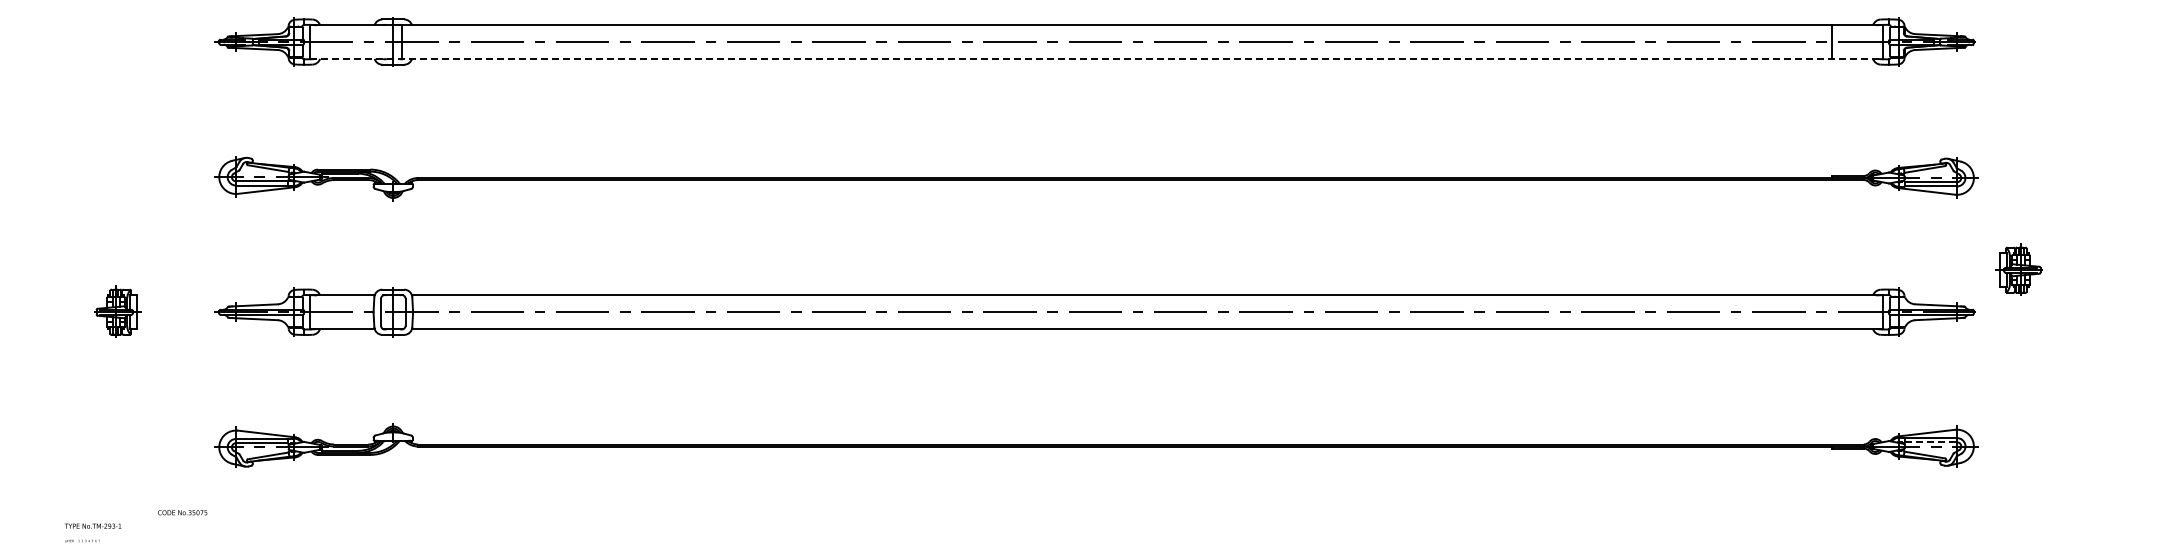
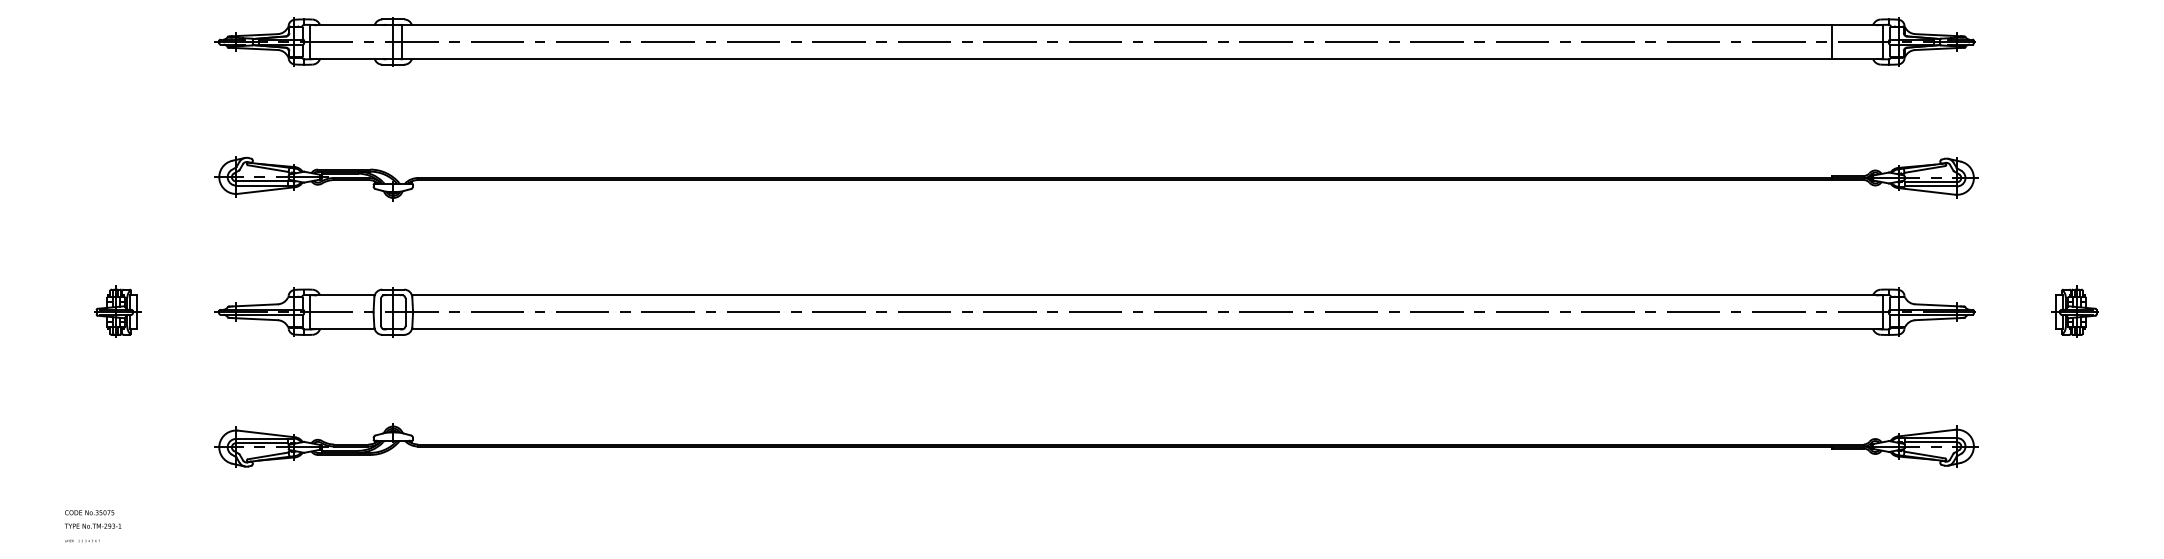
line: dashed -> solid (1097, 58)
part position: (2018, 269) -> (2074, 311) (2074, 311)
line: dashed -> solid (1931, 442)
text position: (182, 512) -> (89, 512) (89, 512)
